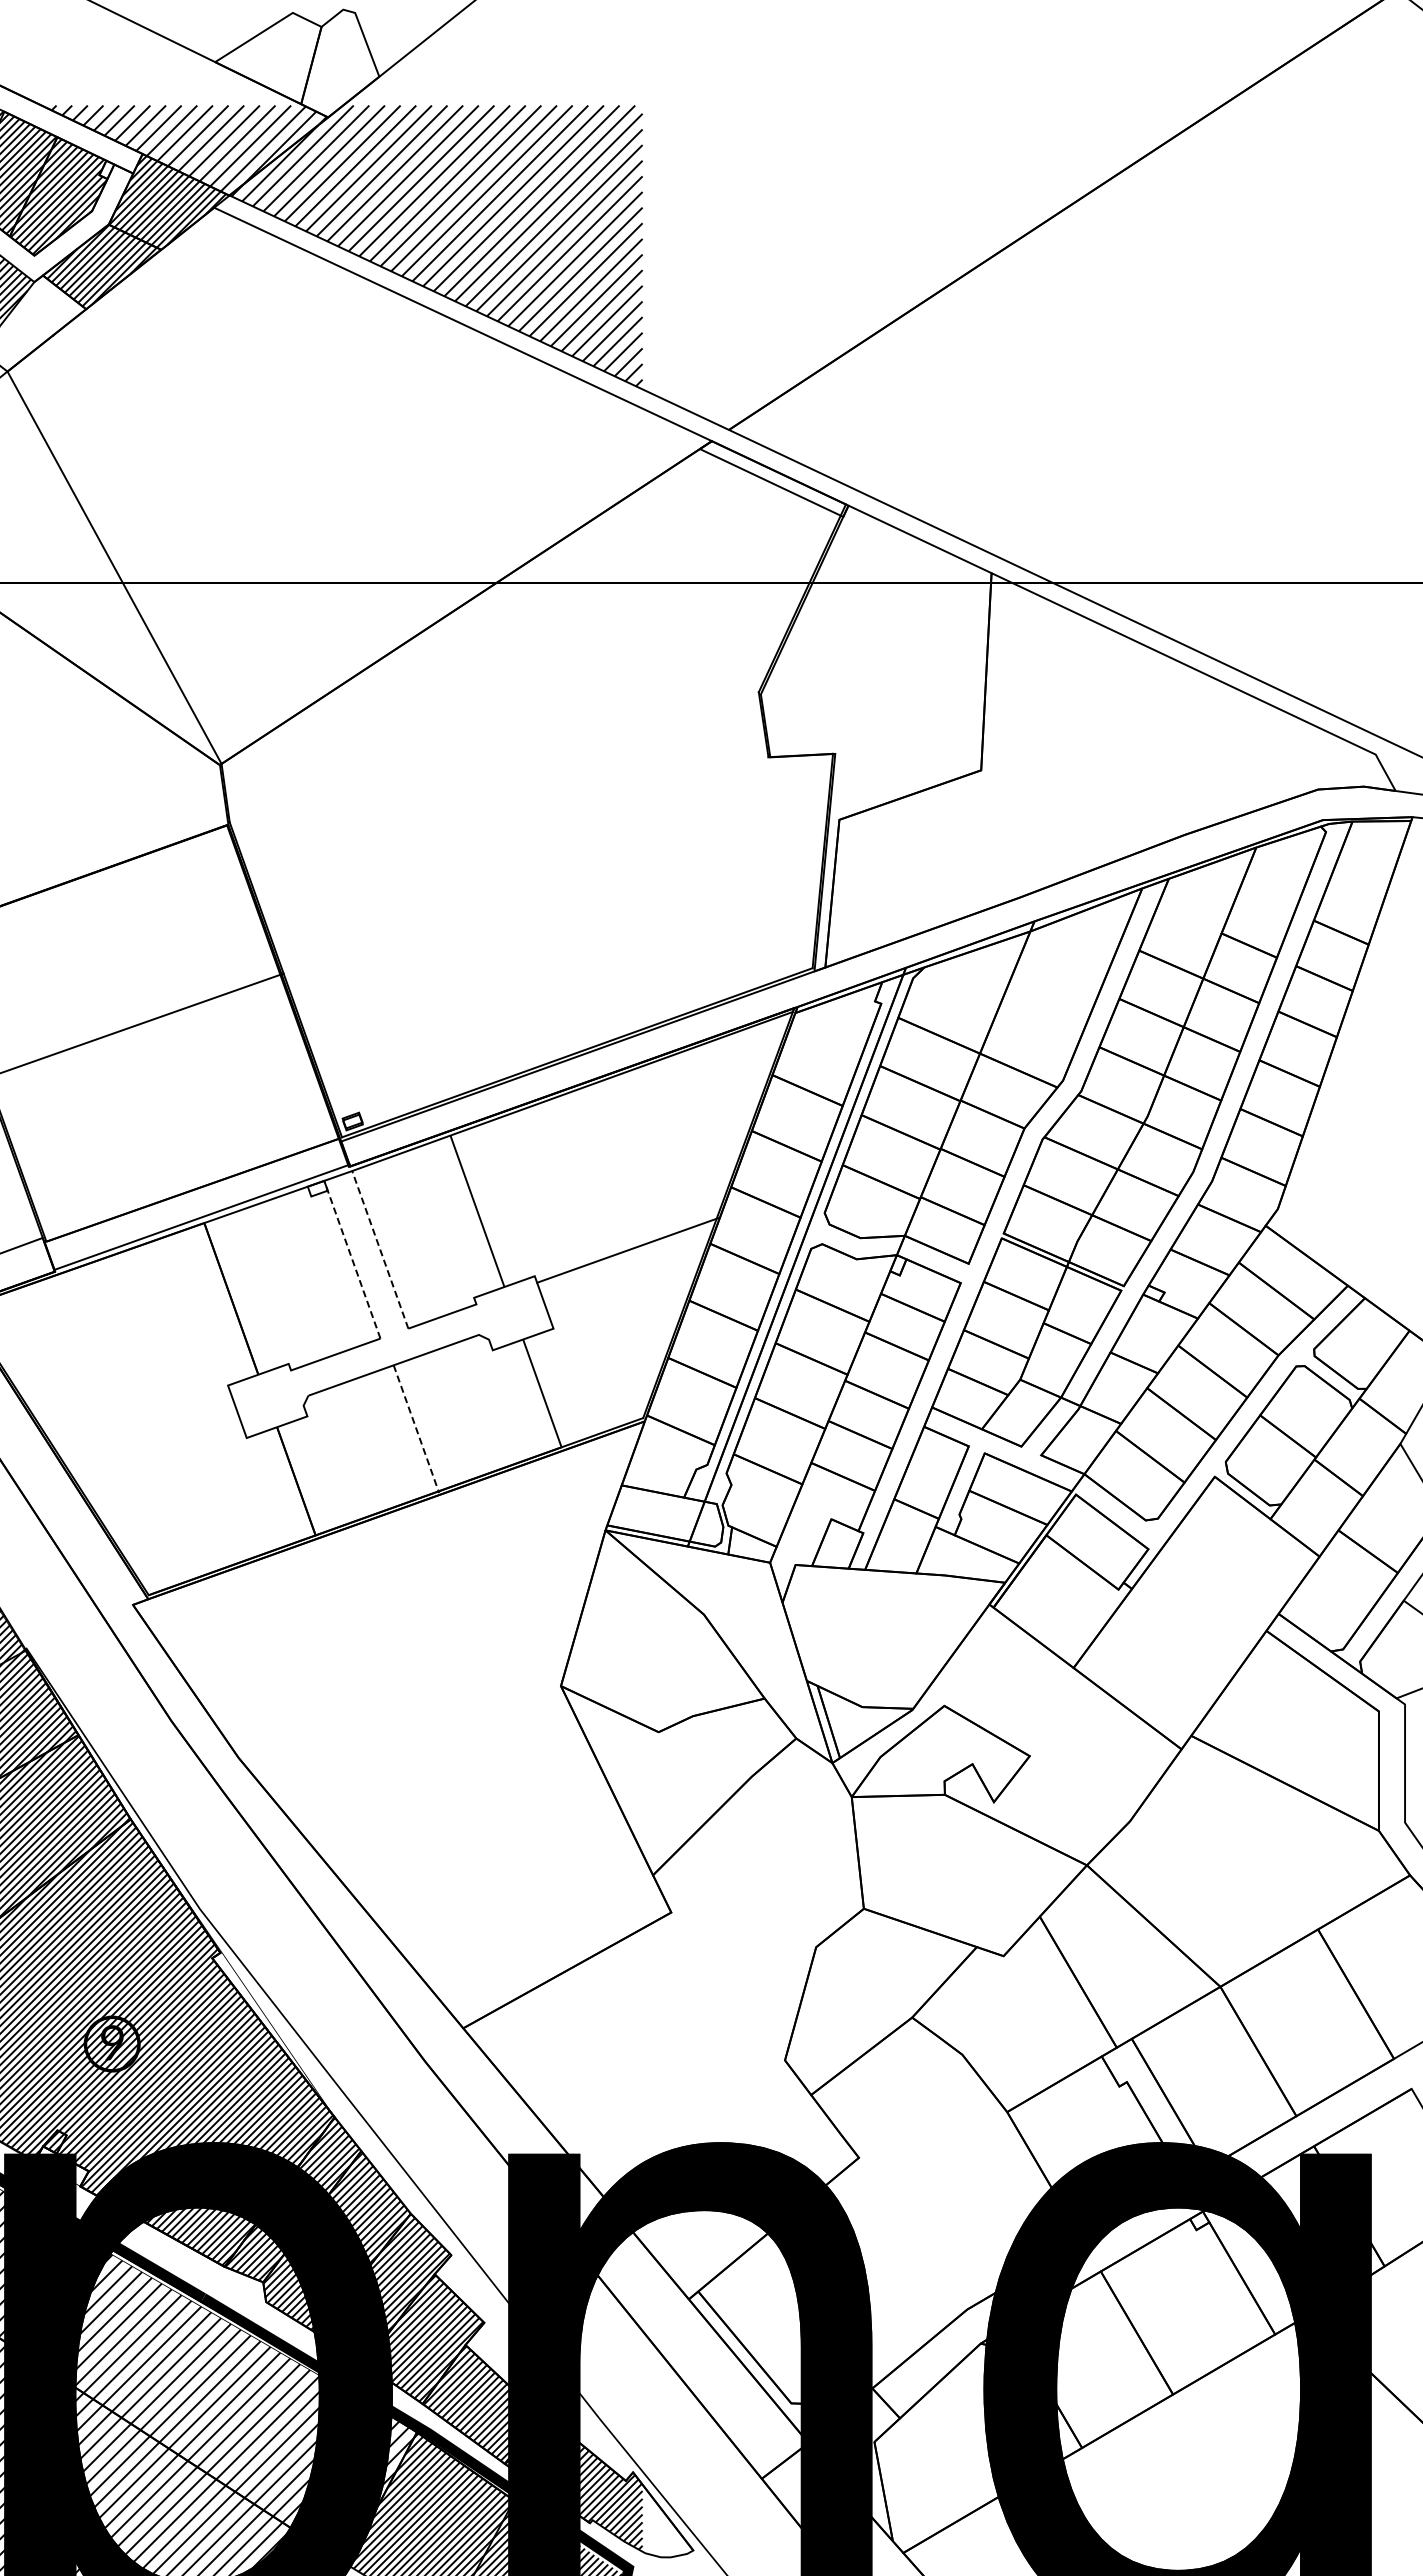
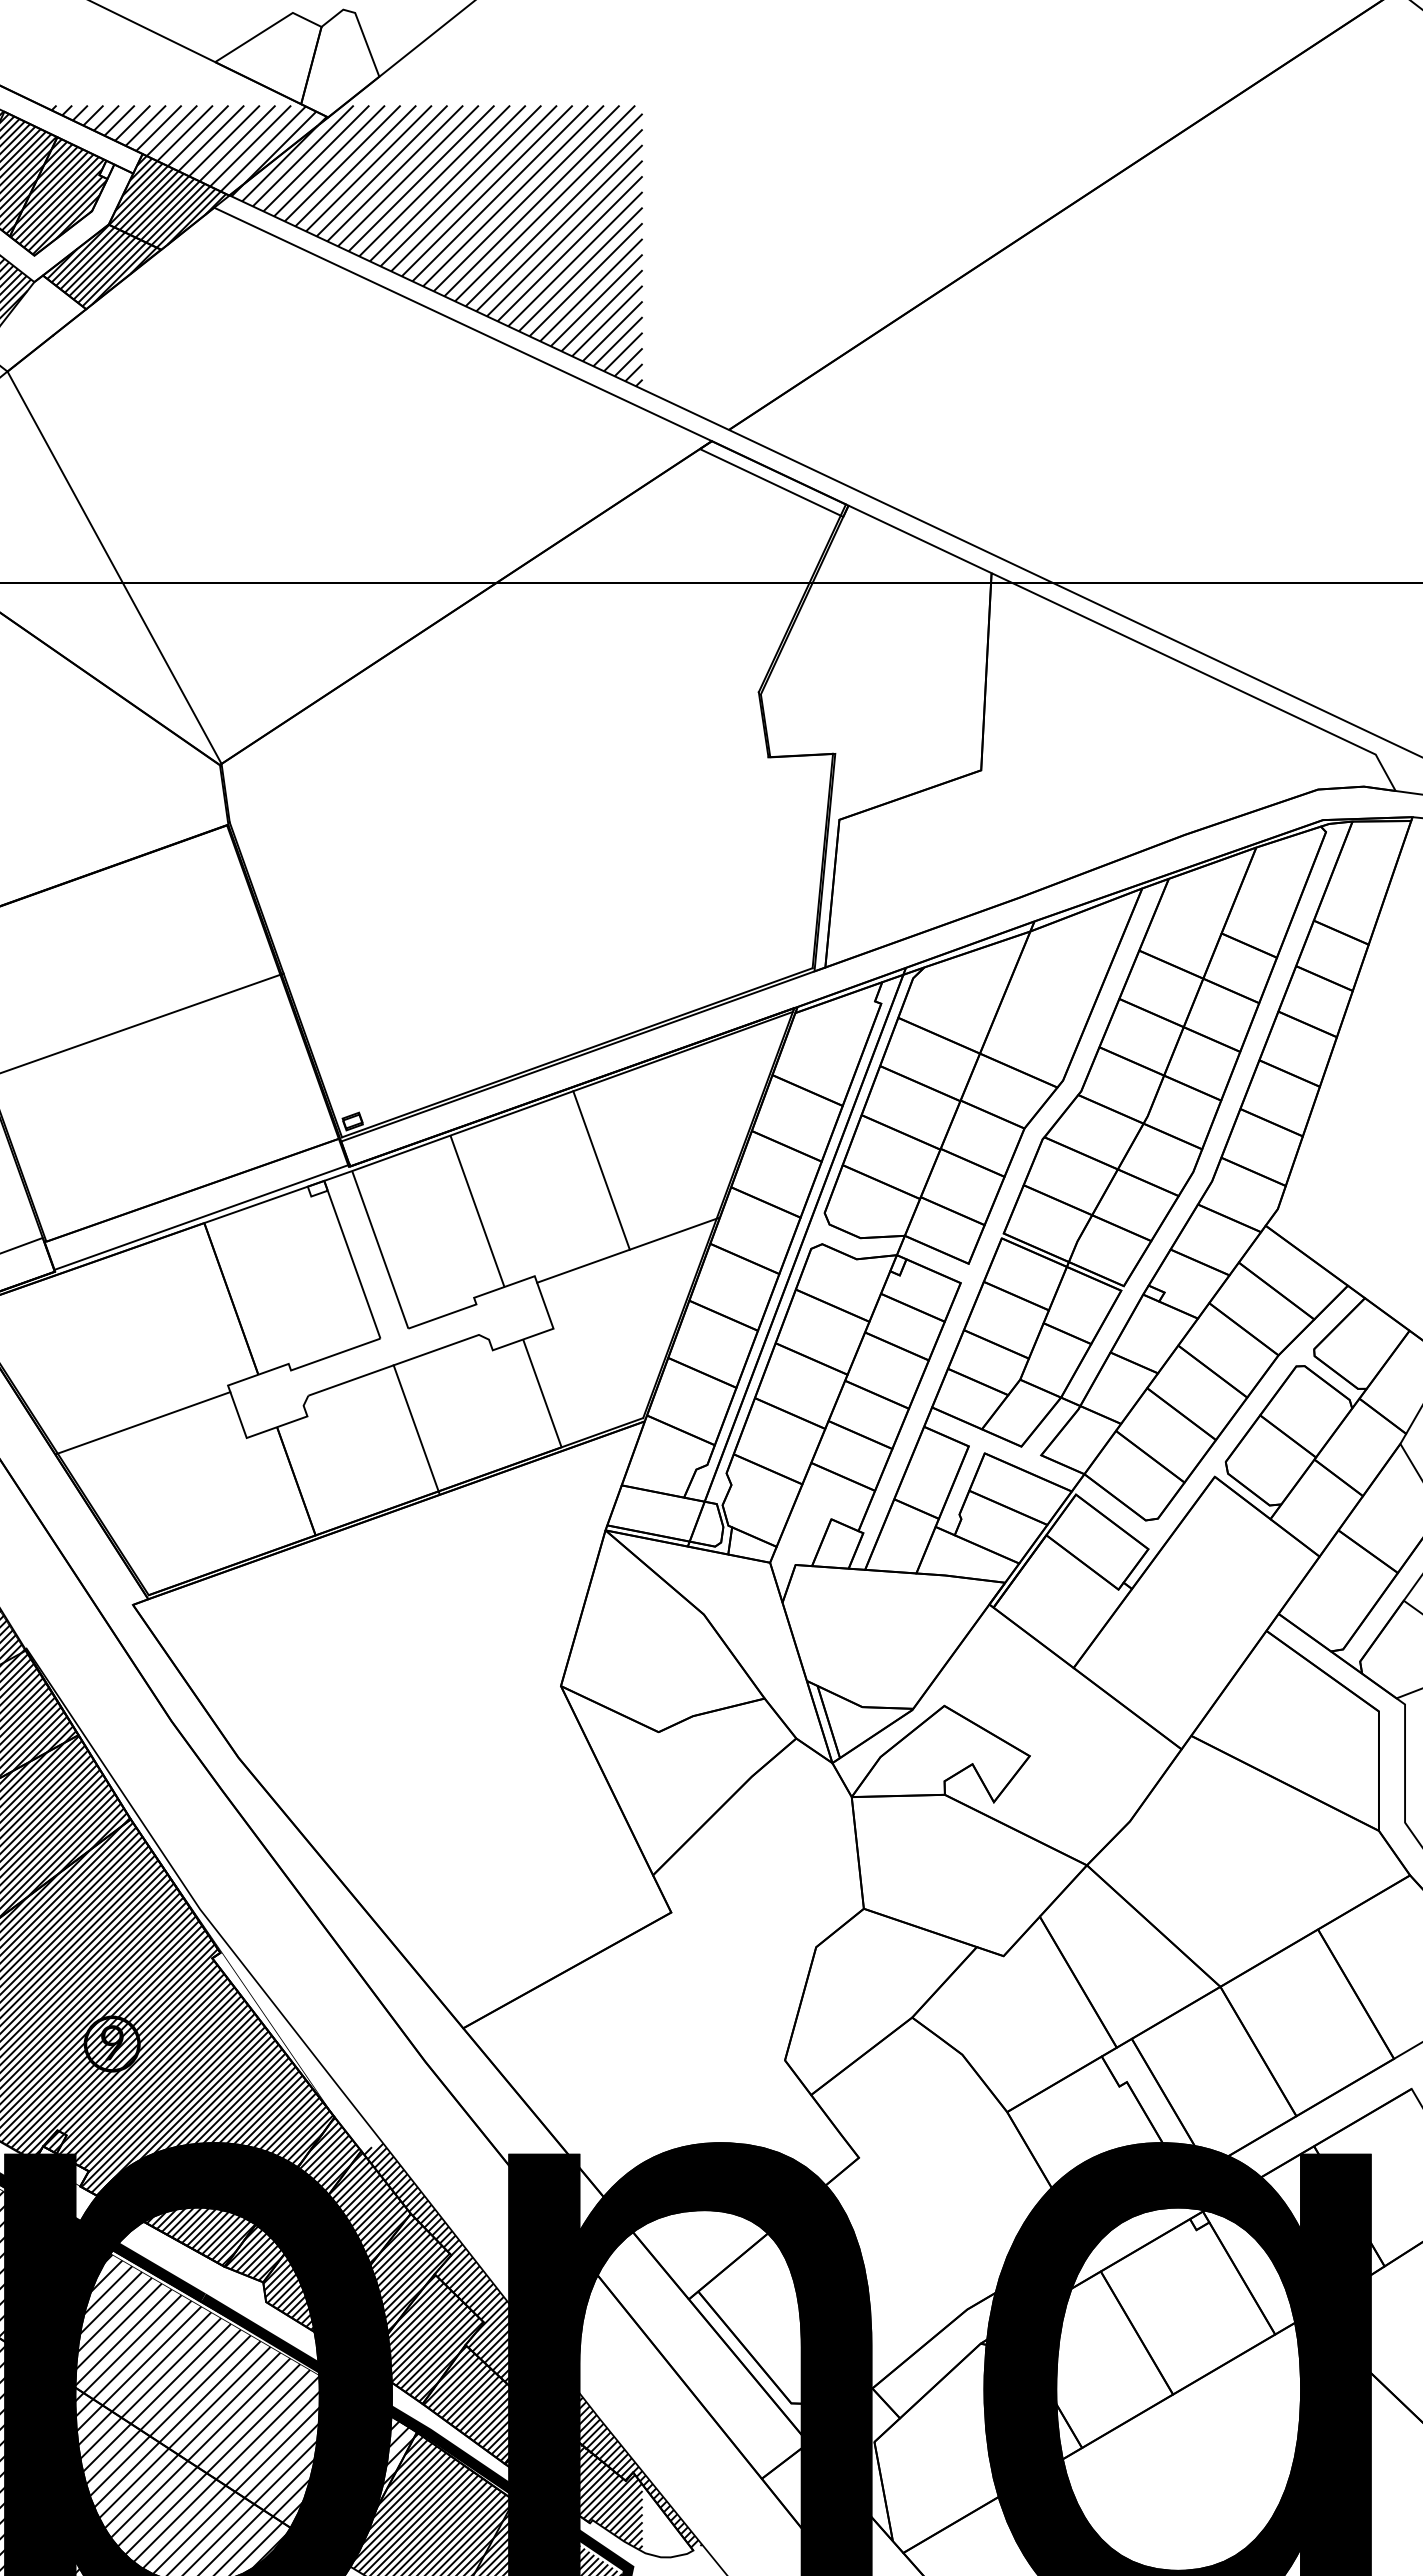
line: none -> present (601, 1170)
line: dashed -> solid (380, 1249)
line: dashed -> solid (352, 1259)
line: none -> present (143, 1423)
line: dashed -> solid (416, 1429)
hatch: none -> present (532, 2345)
